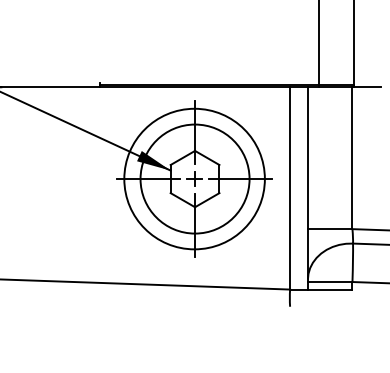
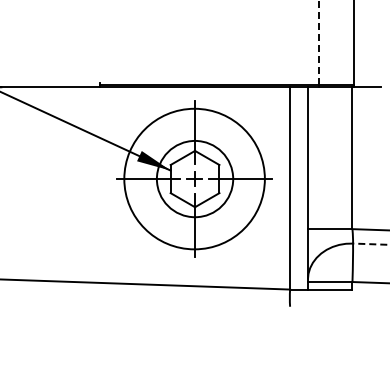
line: solid -> dashed (319, 42)
circle diameter: 109 px -> 76 px (194, 178)
line: solid -> dashed (370, 244)
